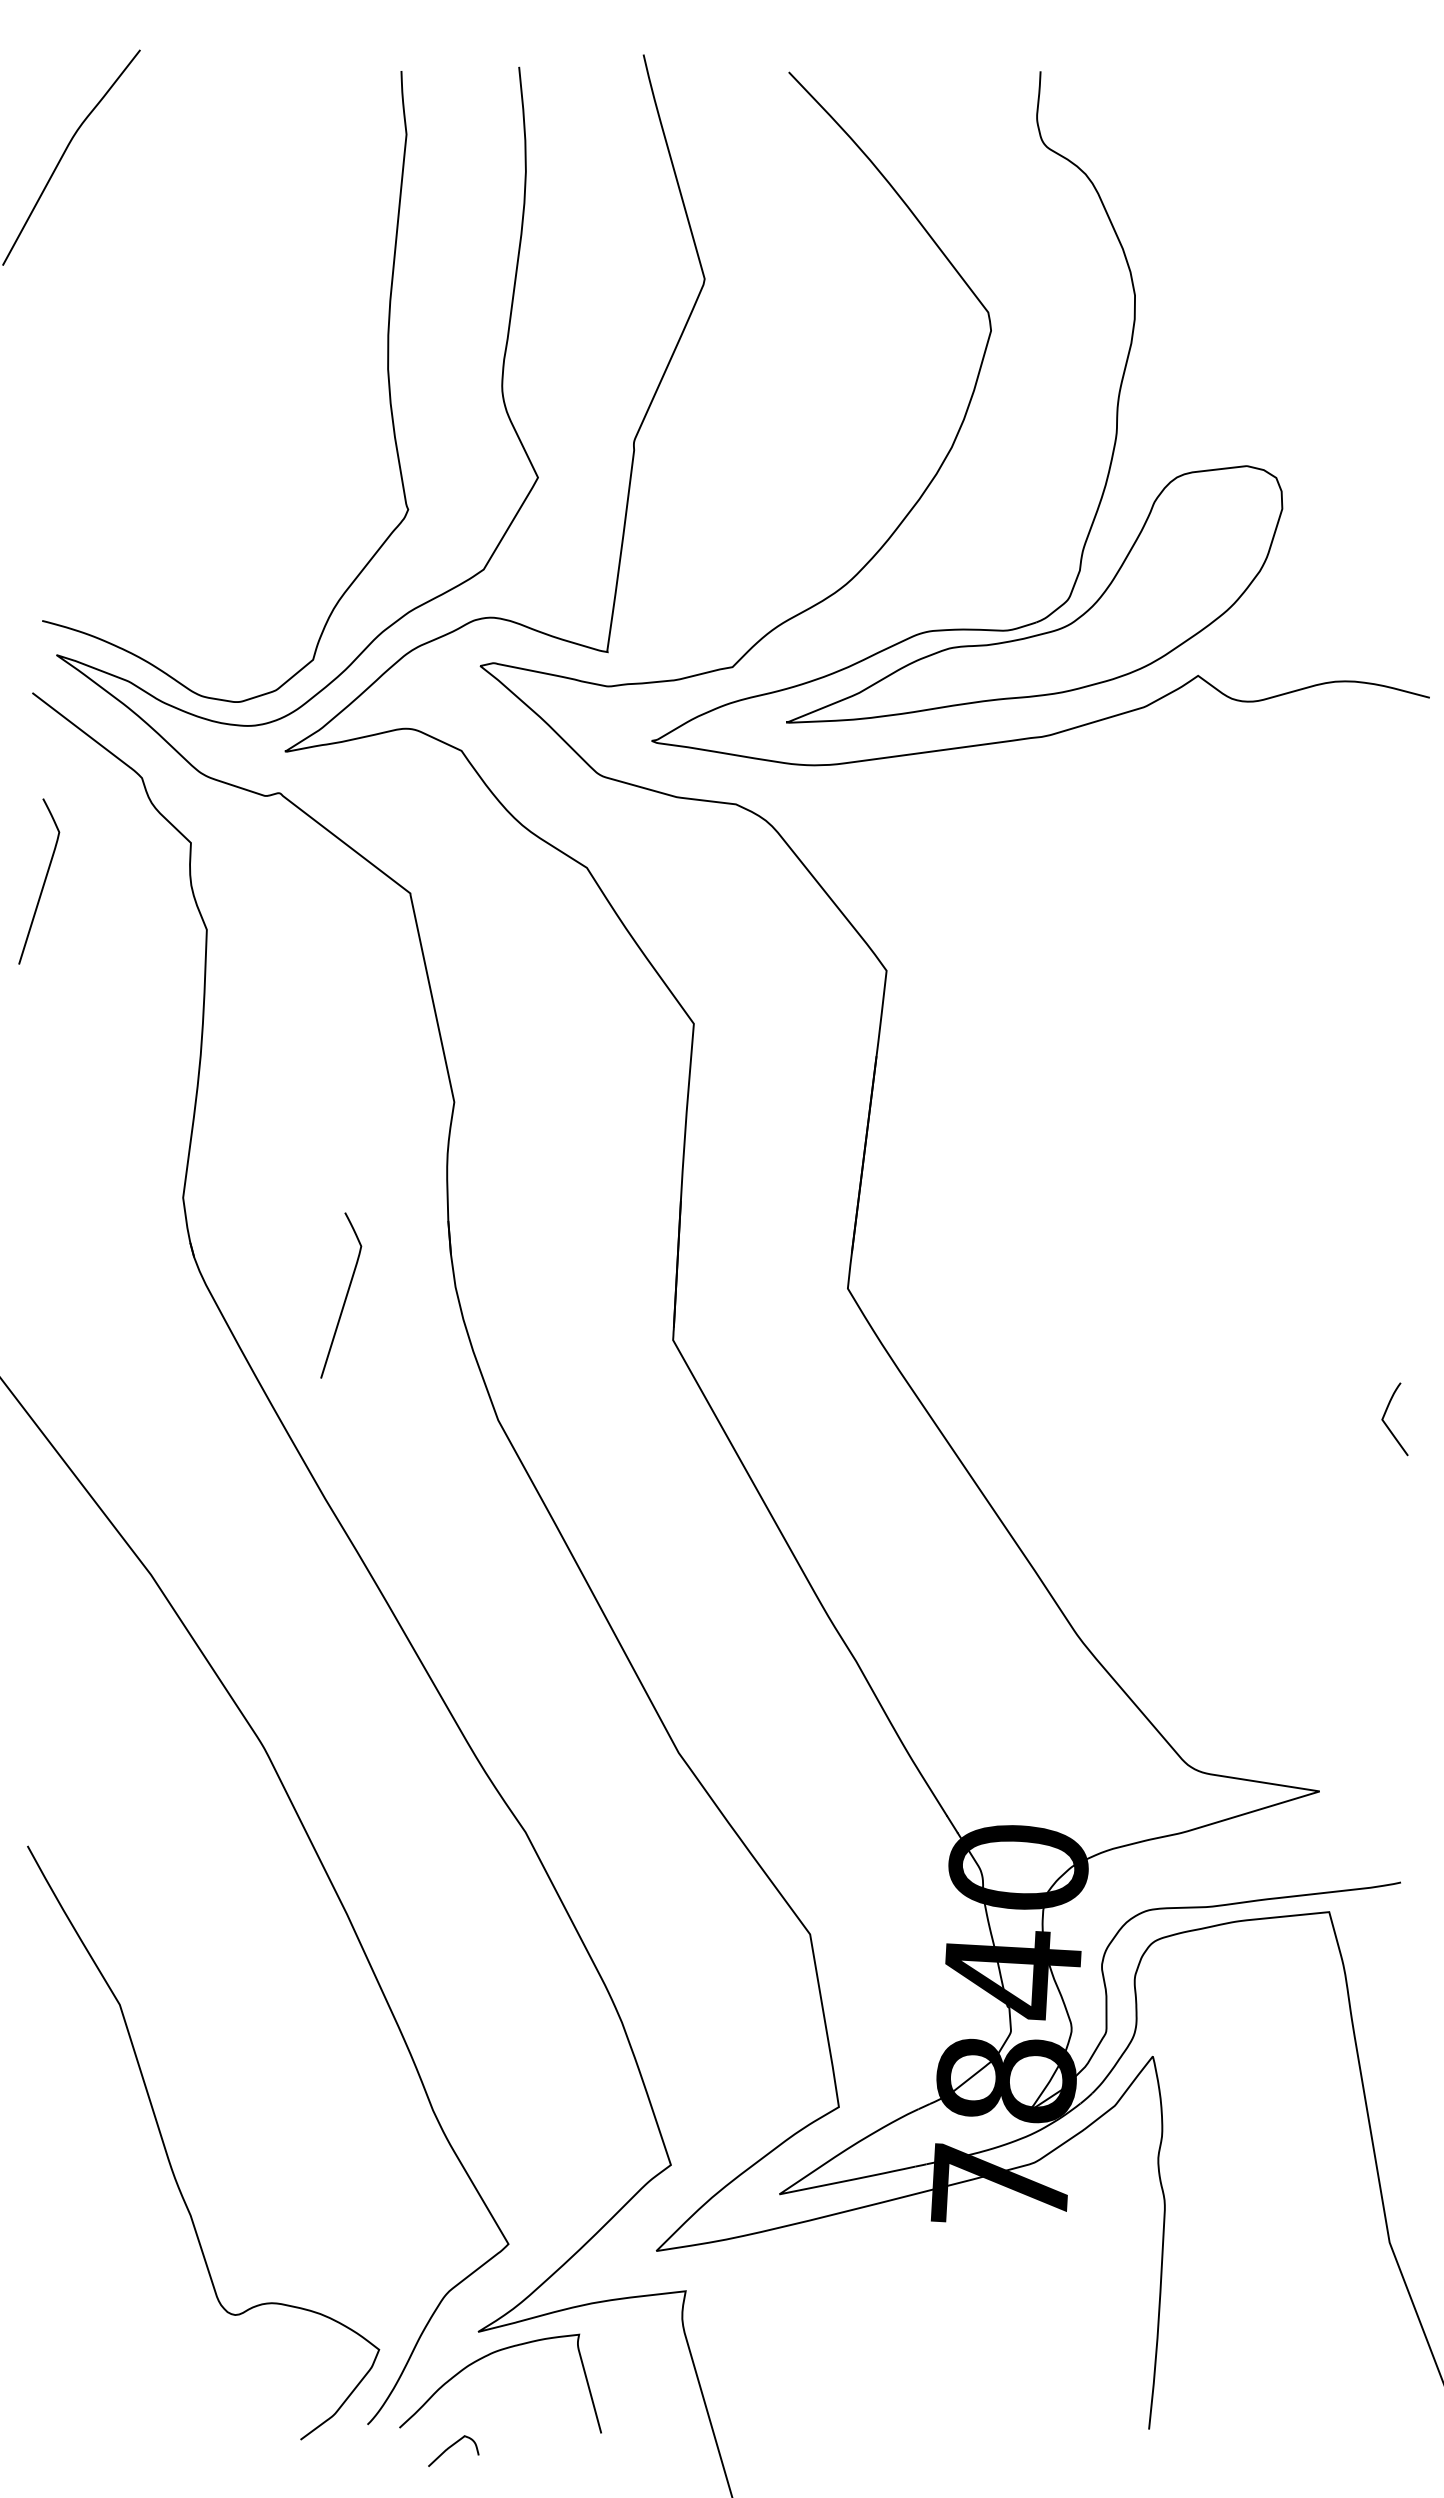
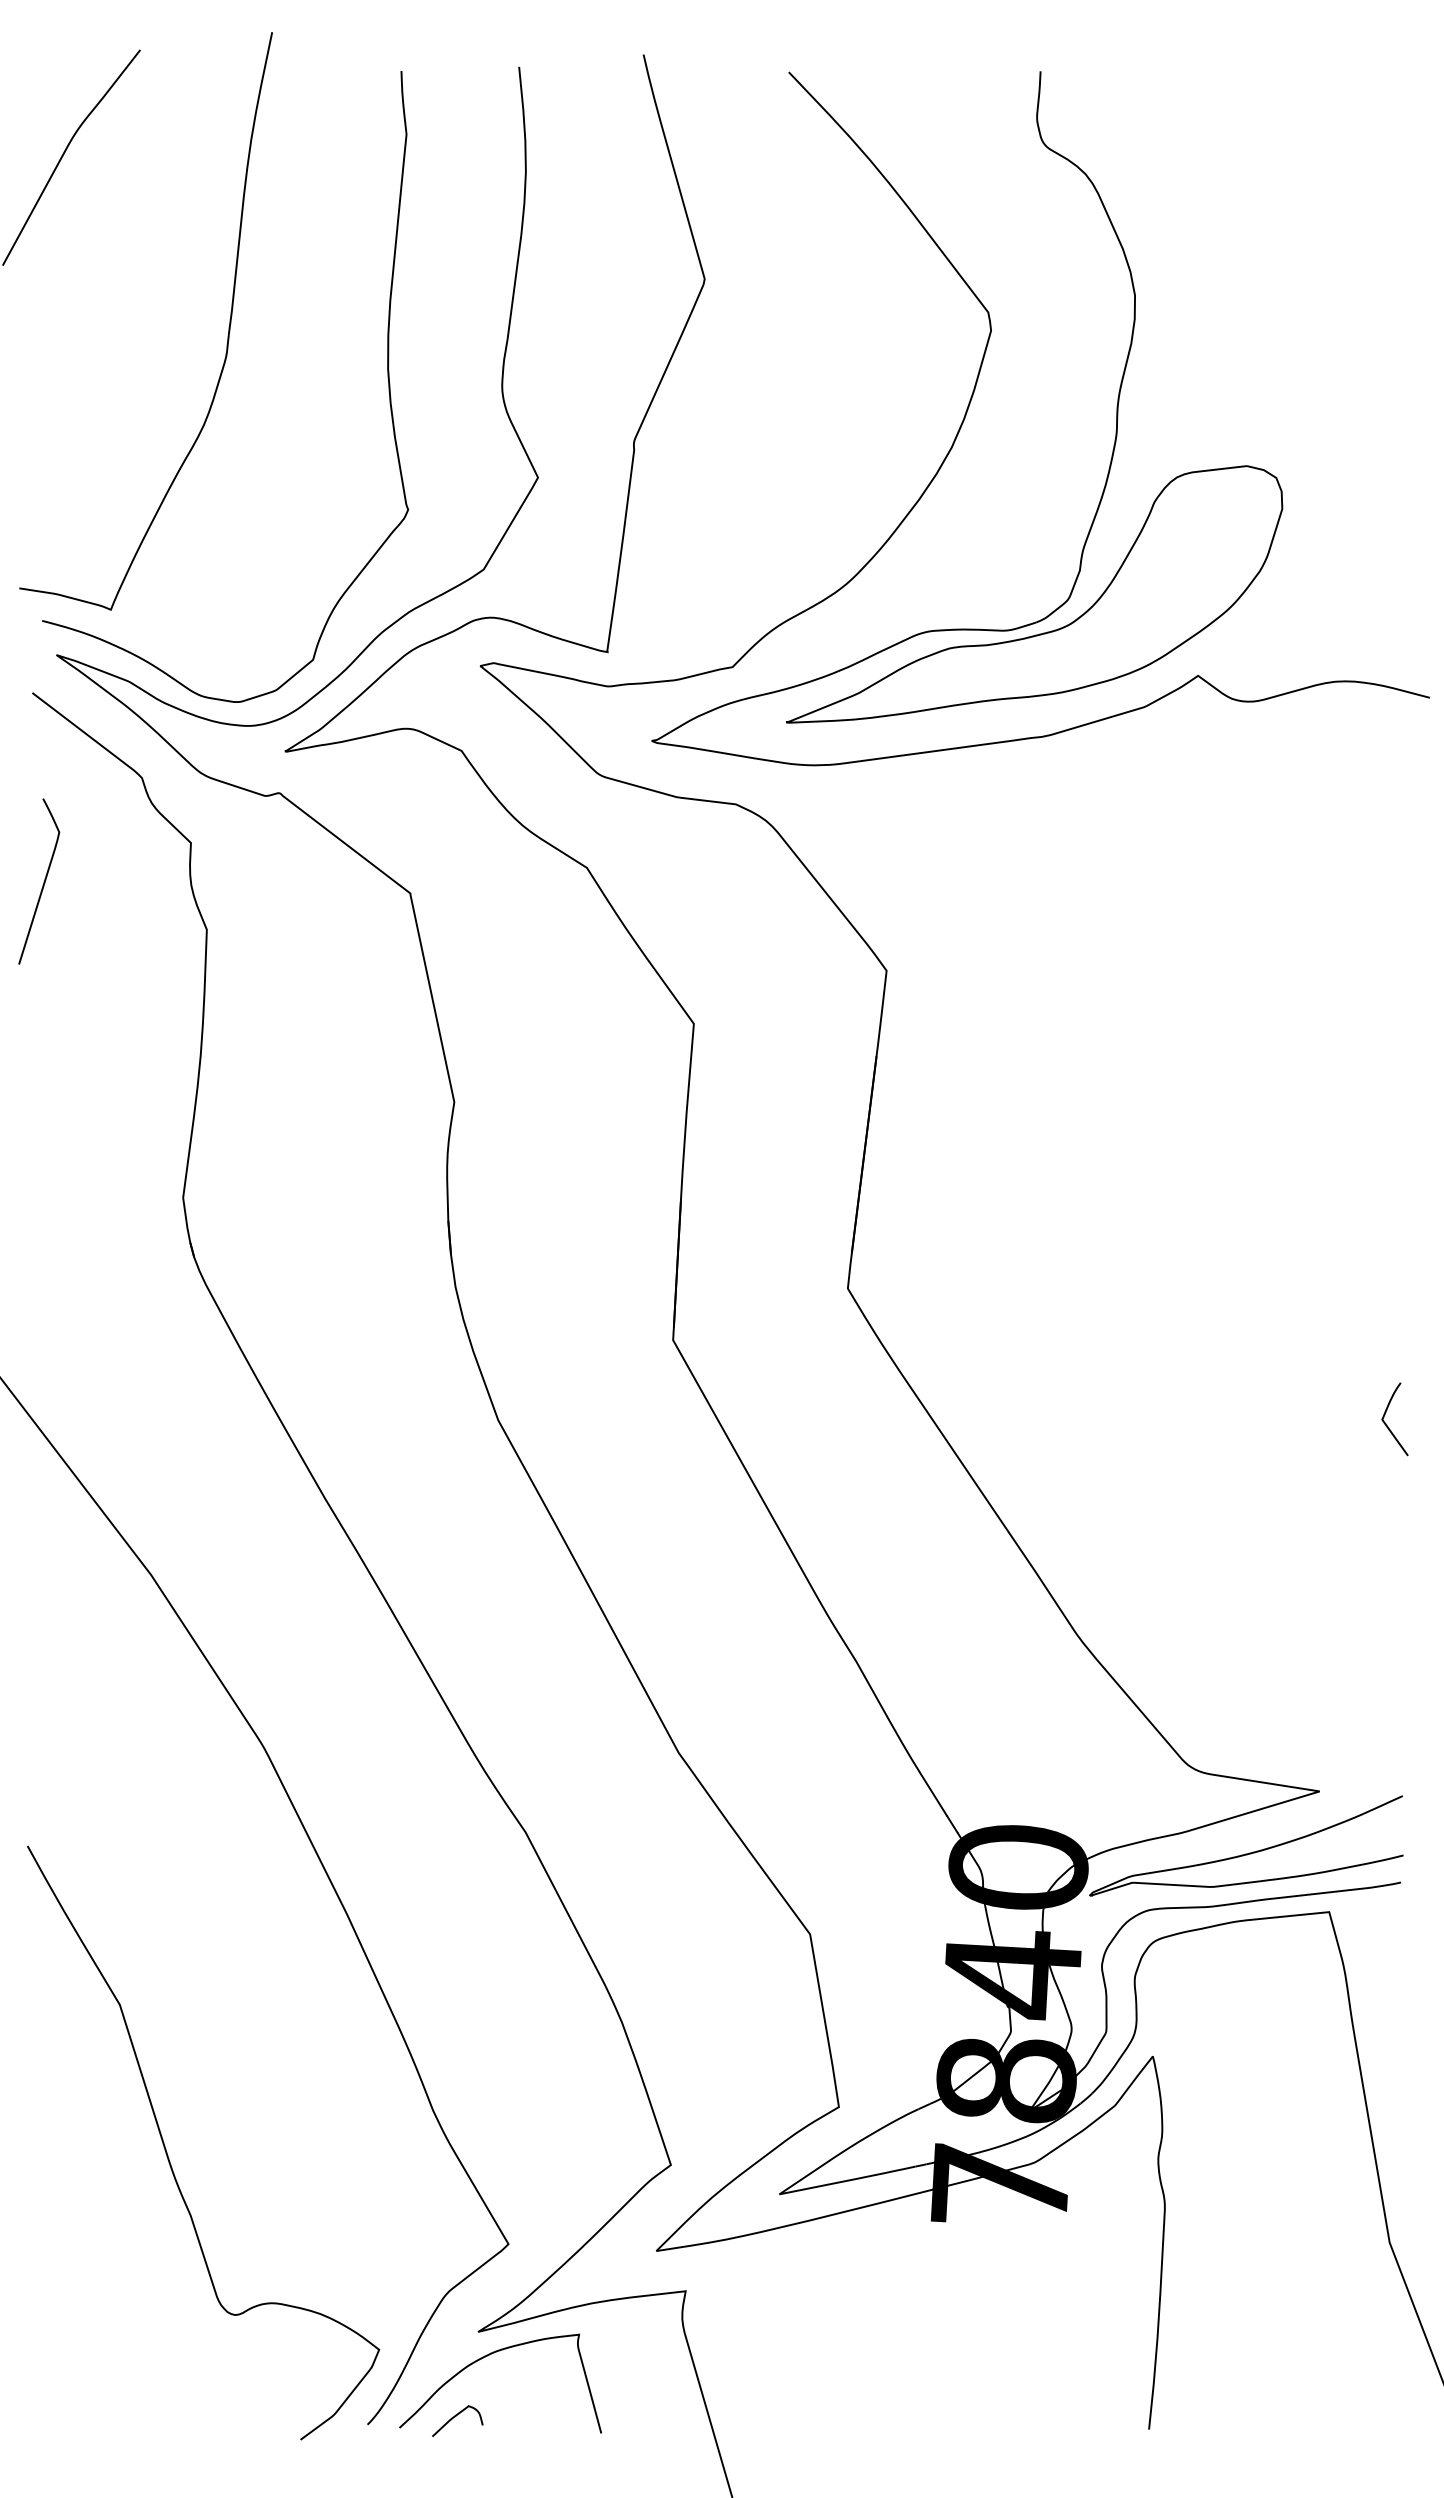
curve: none -> present (227, 335)
curve: present -> none (345, 1295)
curve: none -> present (1249, 1852)
curve position: (451, 2447) -> (455, 2417) (455, 2417)
